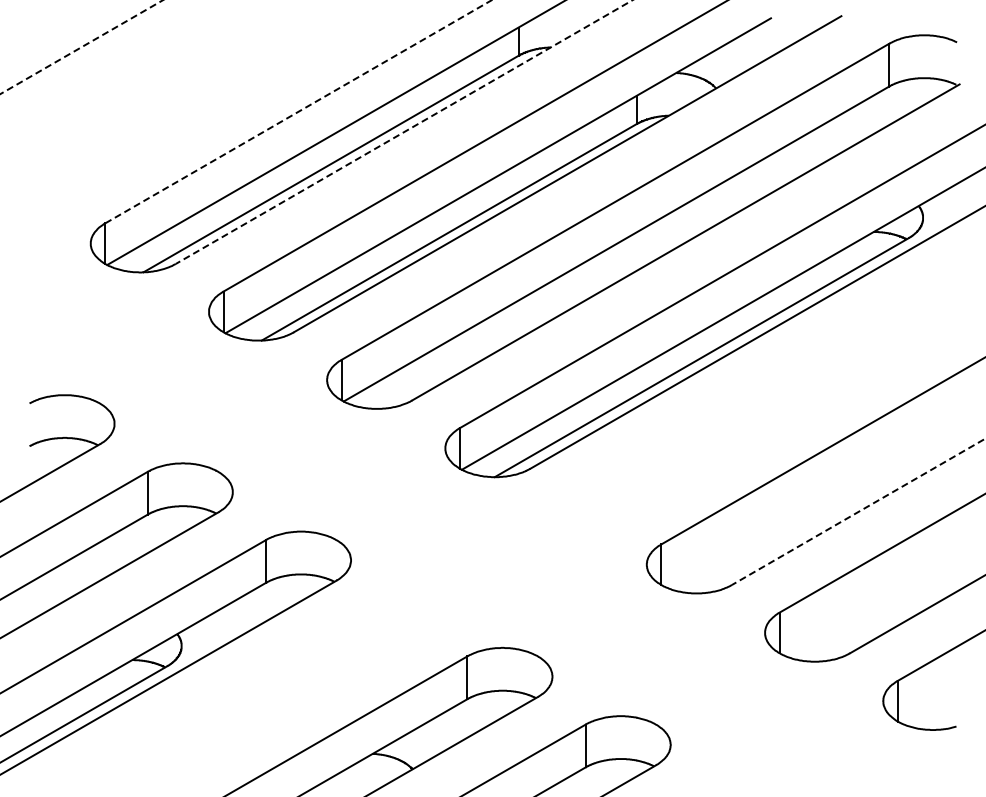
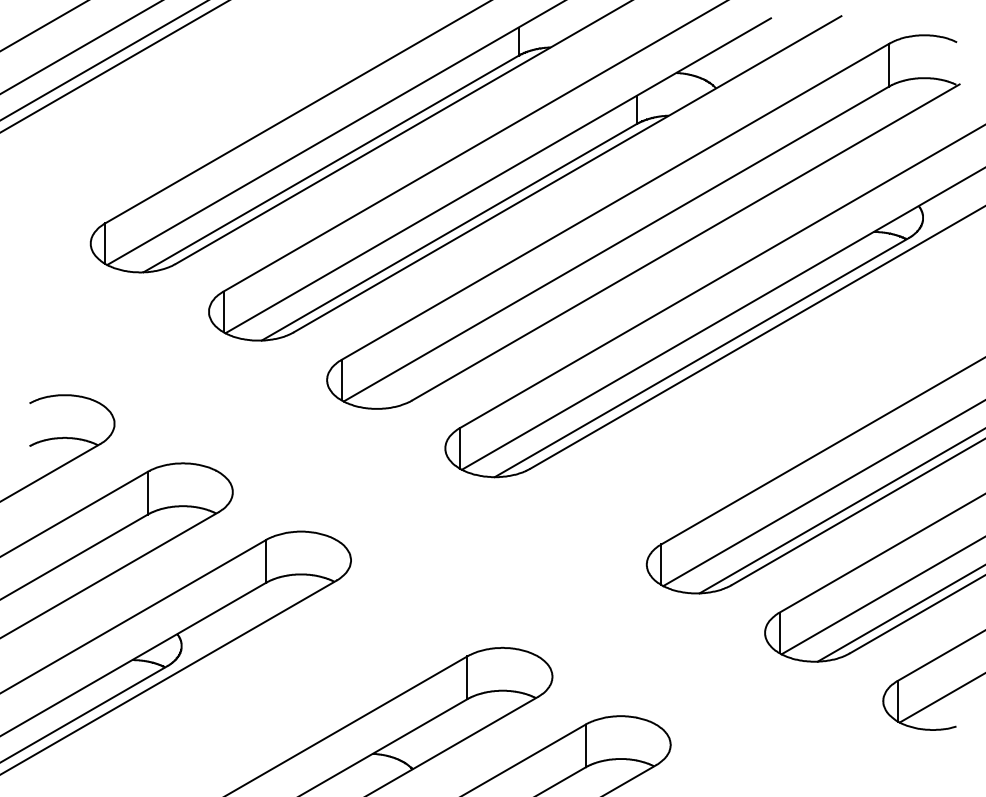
line: none -> present (43, 25)
line: dashed -> solid (81, 47)
line: none -> present (103, 60)
line: none -> present (114, 66)
line: dashed -> solid (299, 111)
line: dashed -> solid (404, 132)
line: none -> present (822, 493)
line: none -> present (840, 511)
line: dashed -> solid (858, 512)
line: none -> present (881, 596)
line: none -> present (899, 613)
line: none -> present (940, 698)
